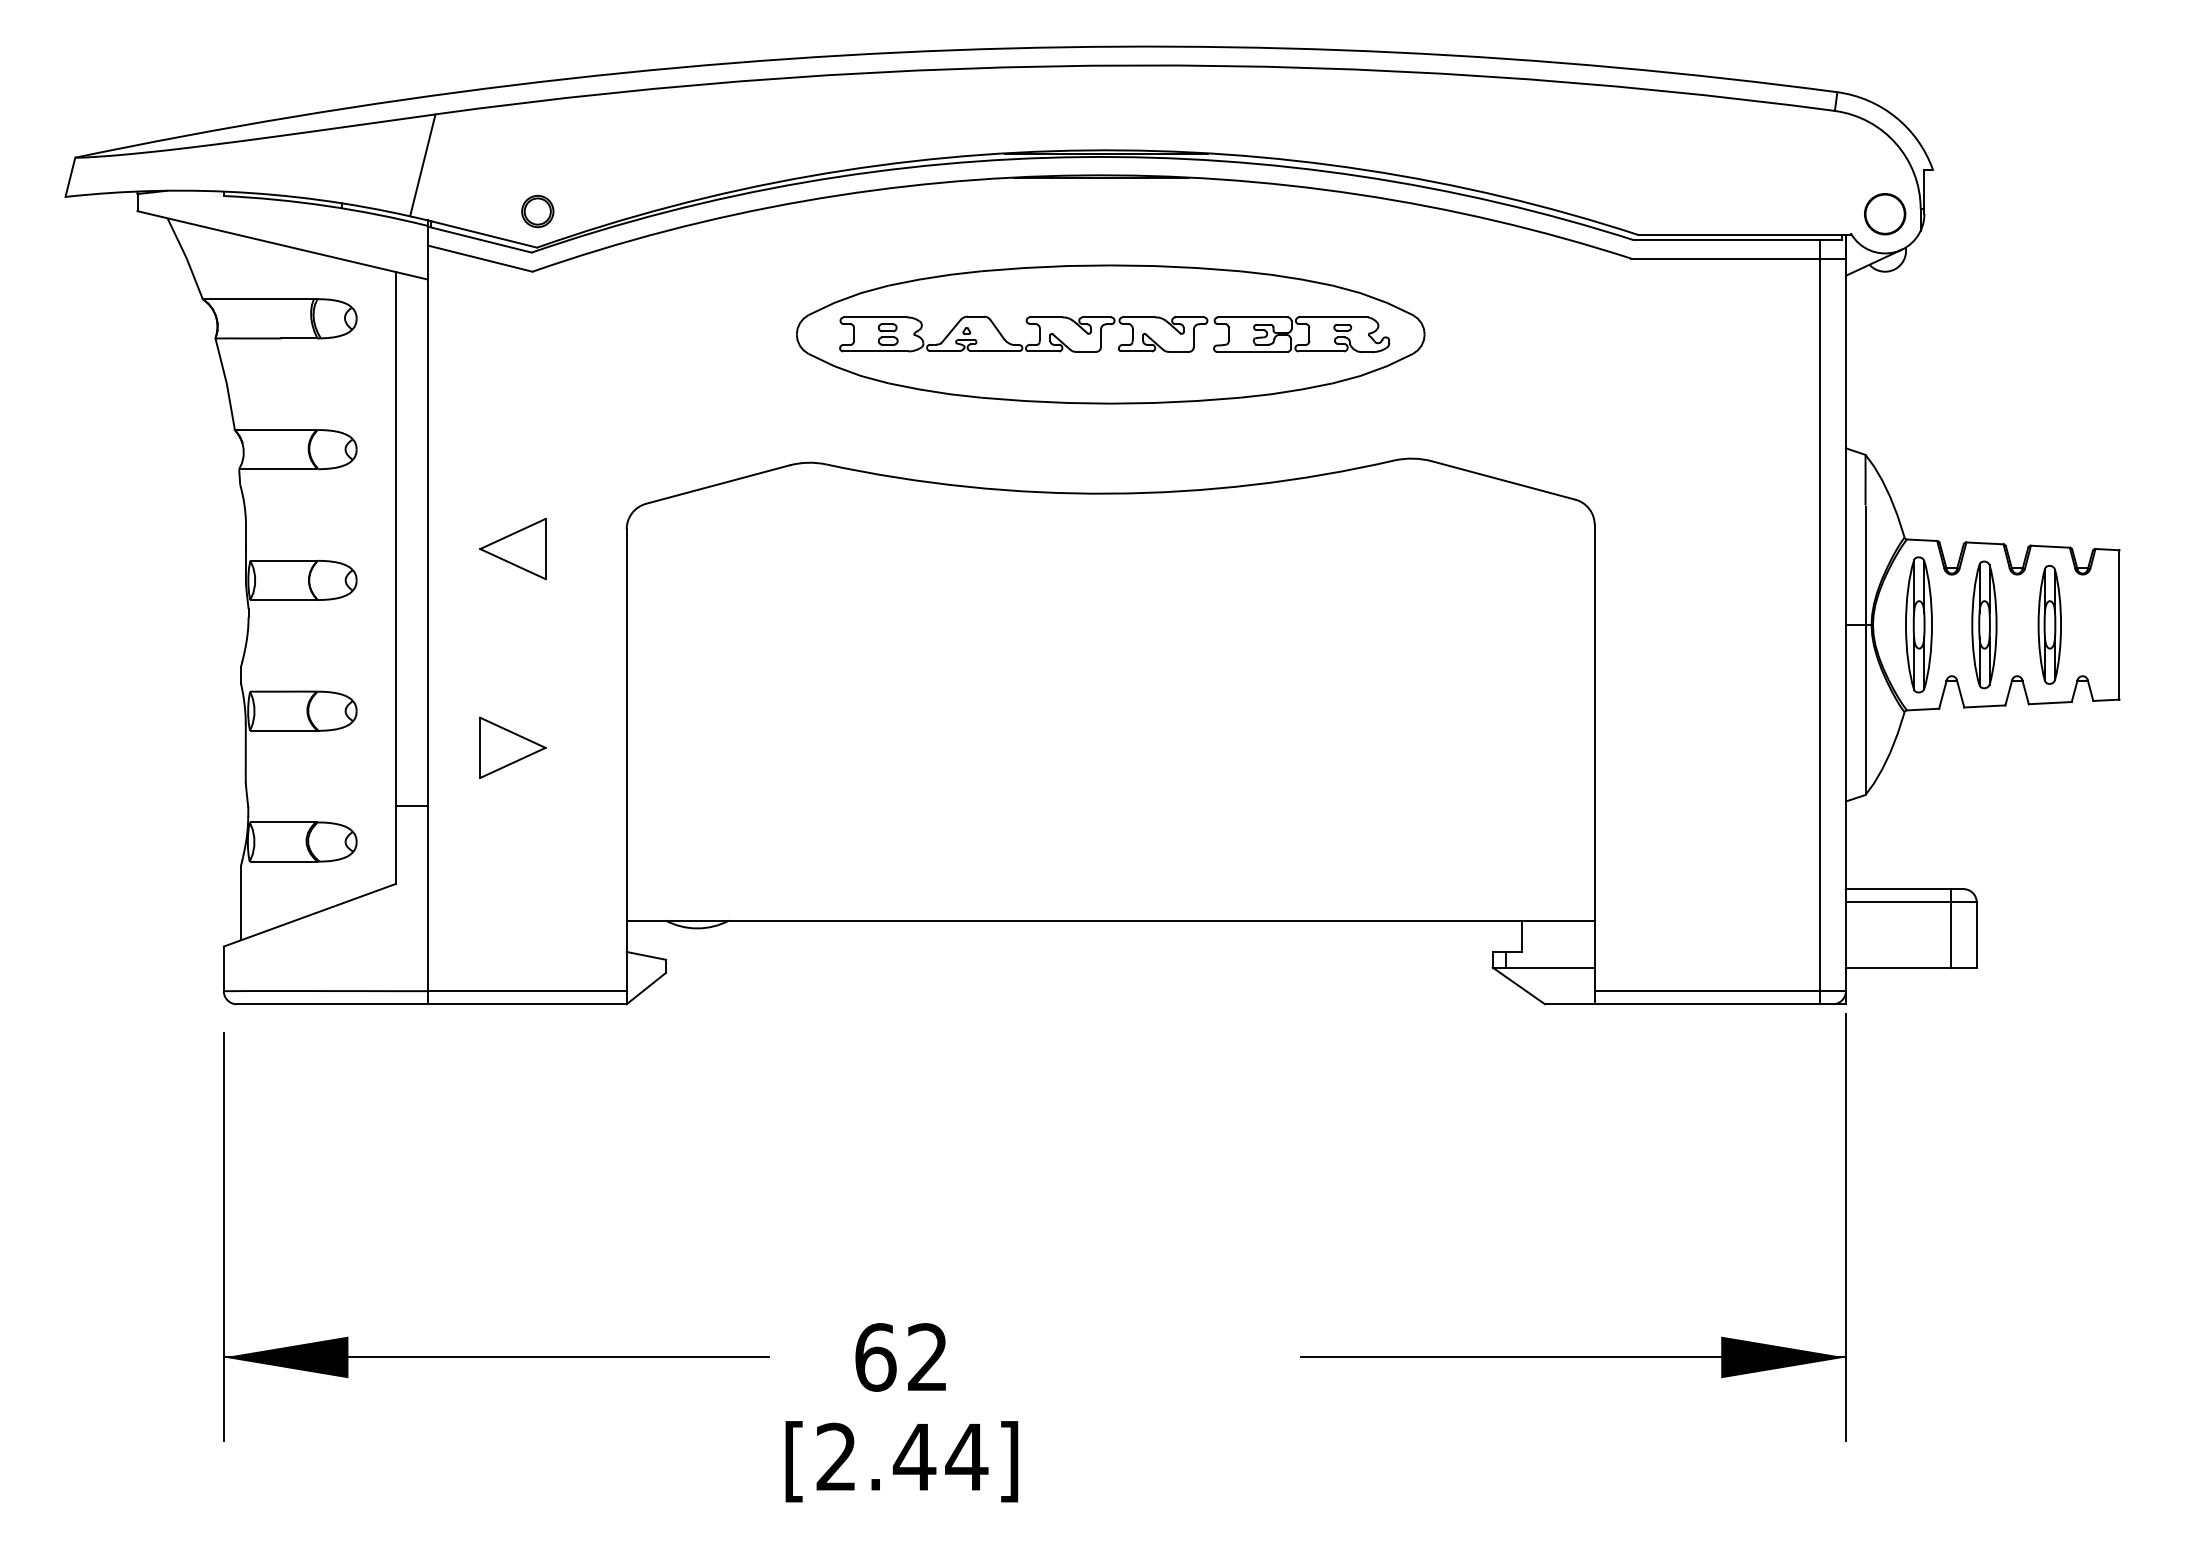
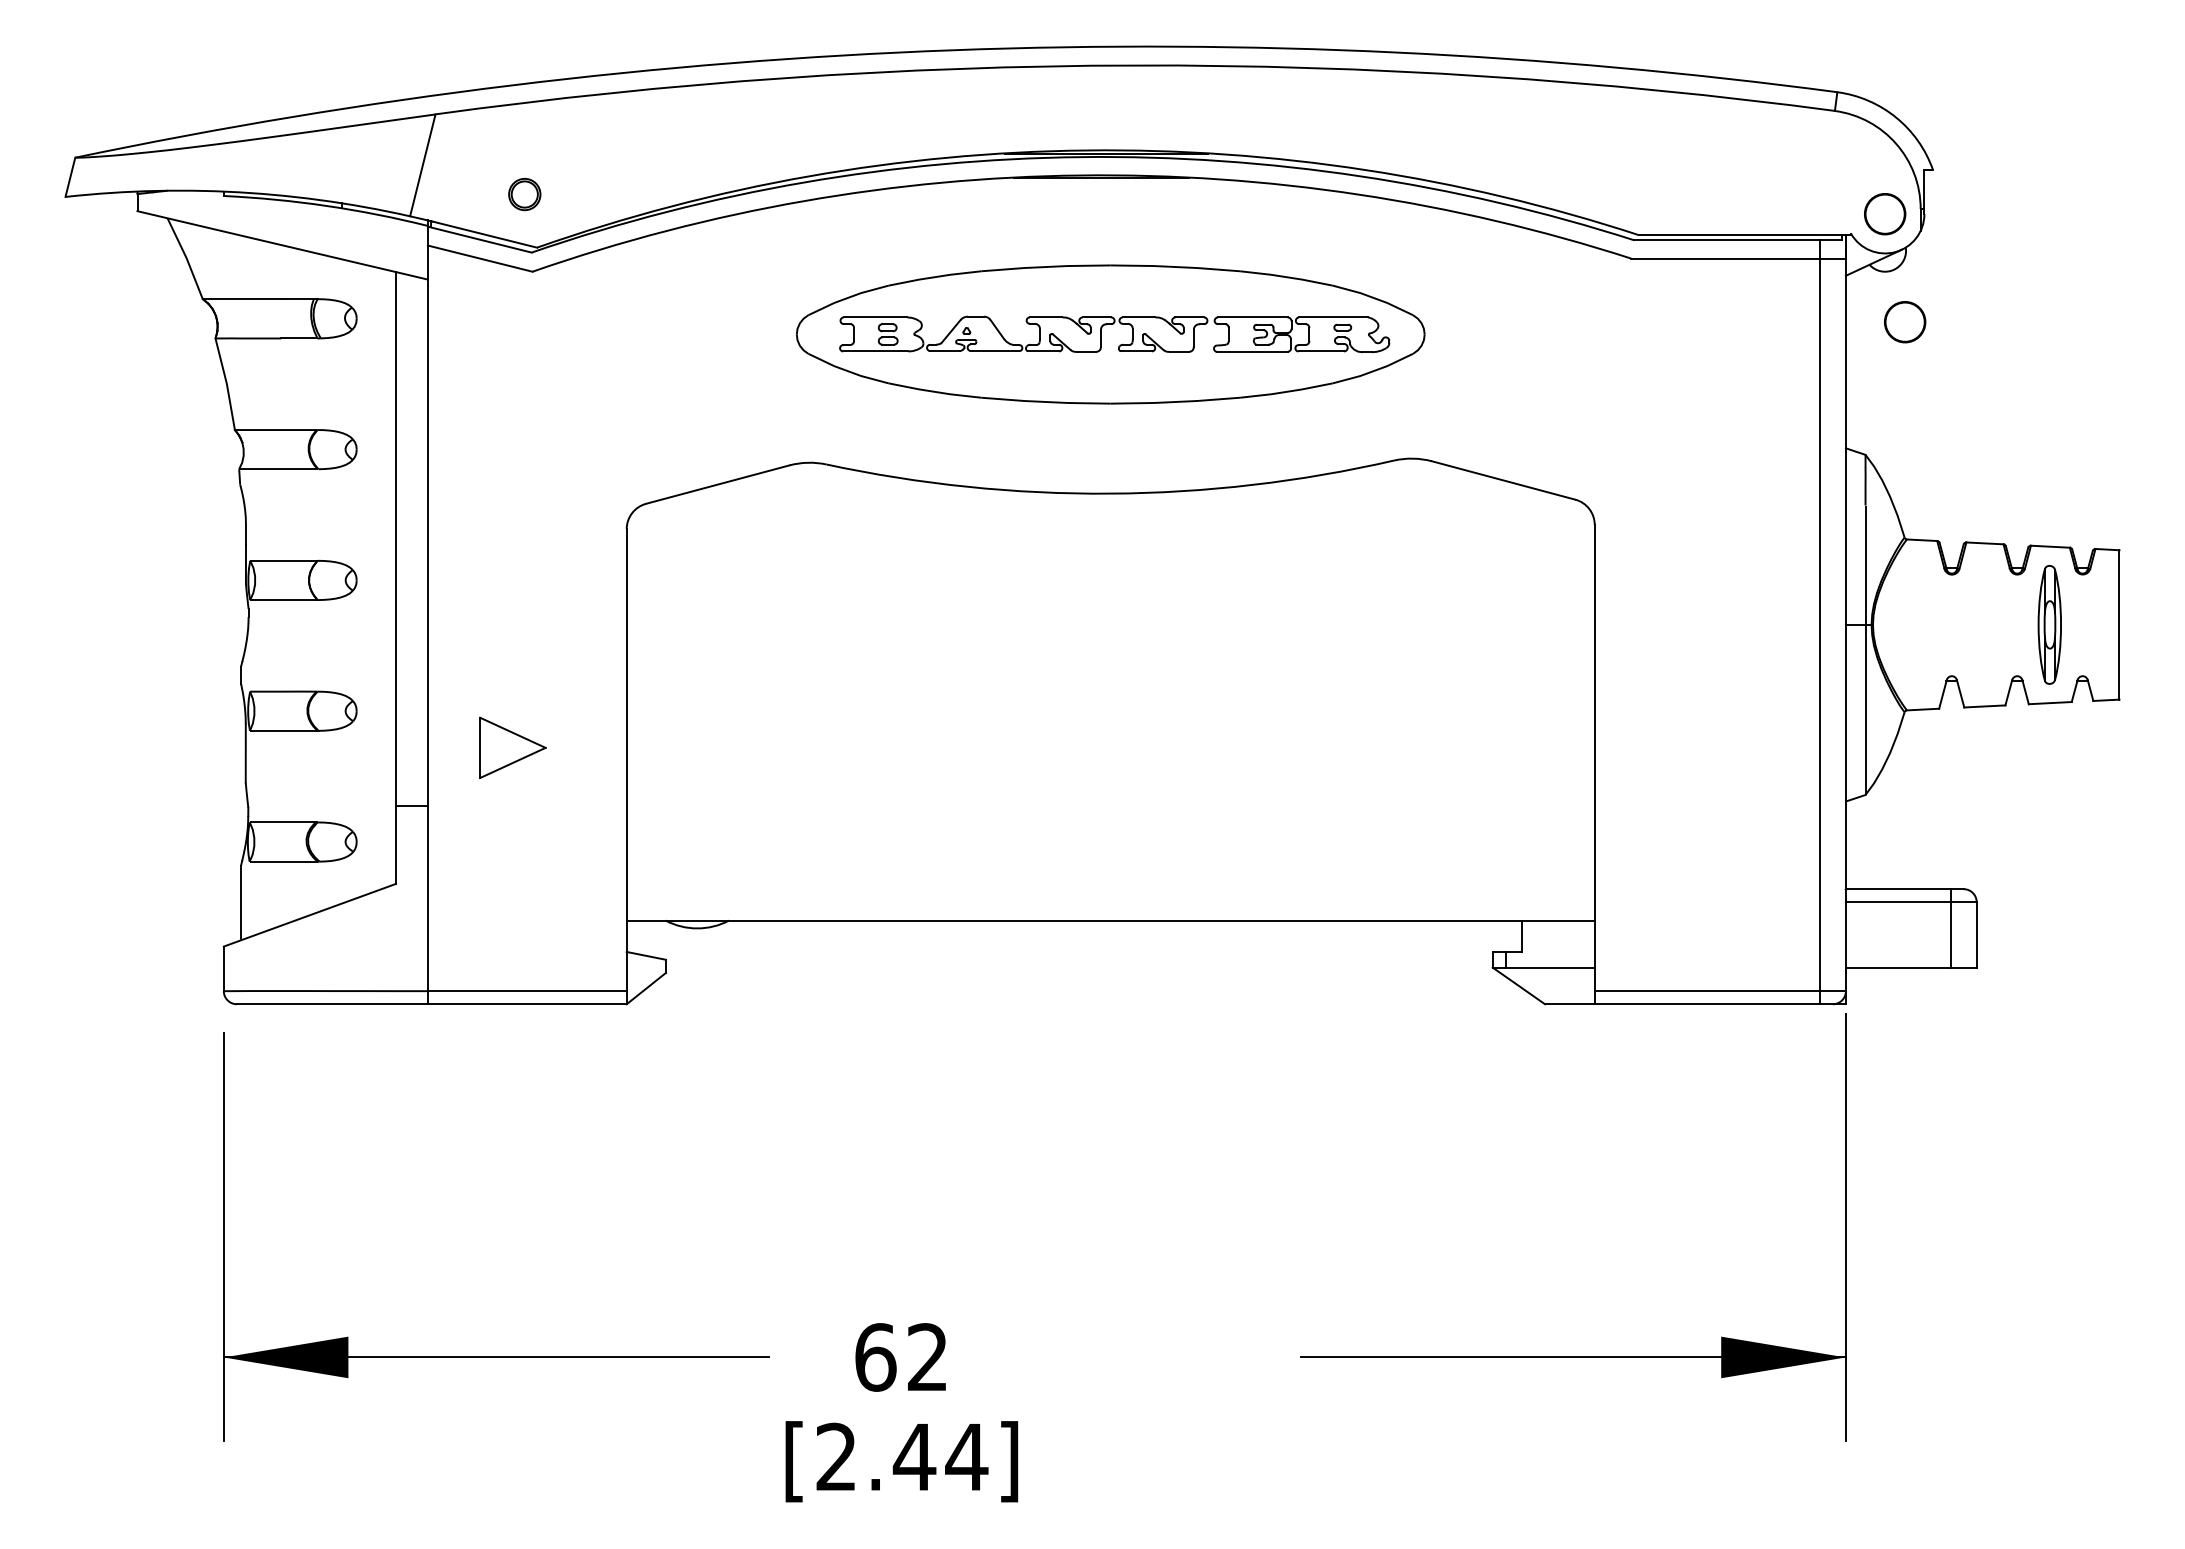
part position: (537, 211) -> (524, 194) (524, 194)
circle: none -> present (1905, 322)
part: present -> none (512, 549)
part: present -> none (1918, 624)
part: present -> none (1984, 624)
